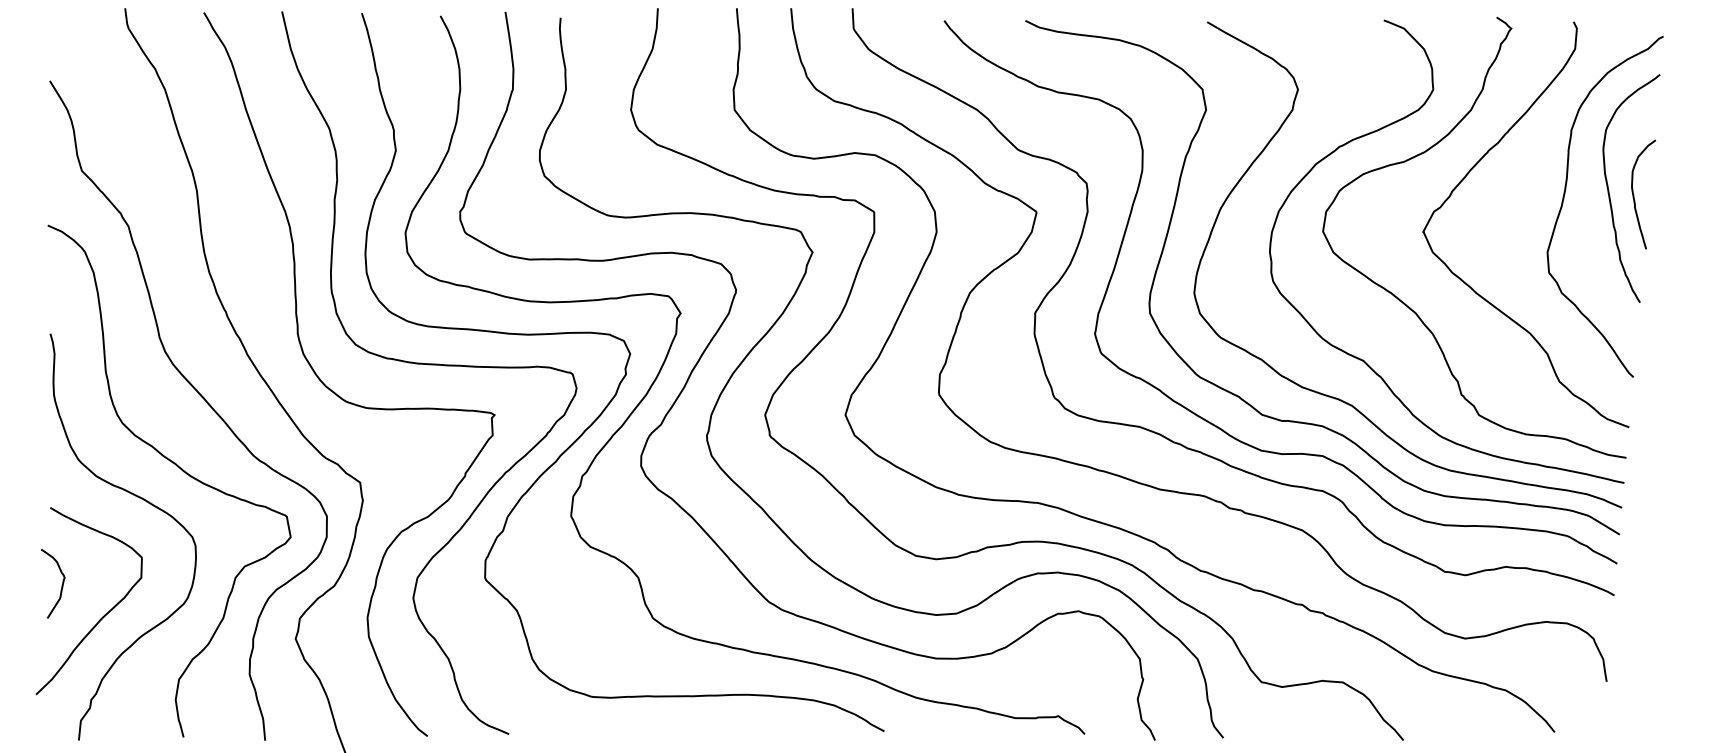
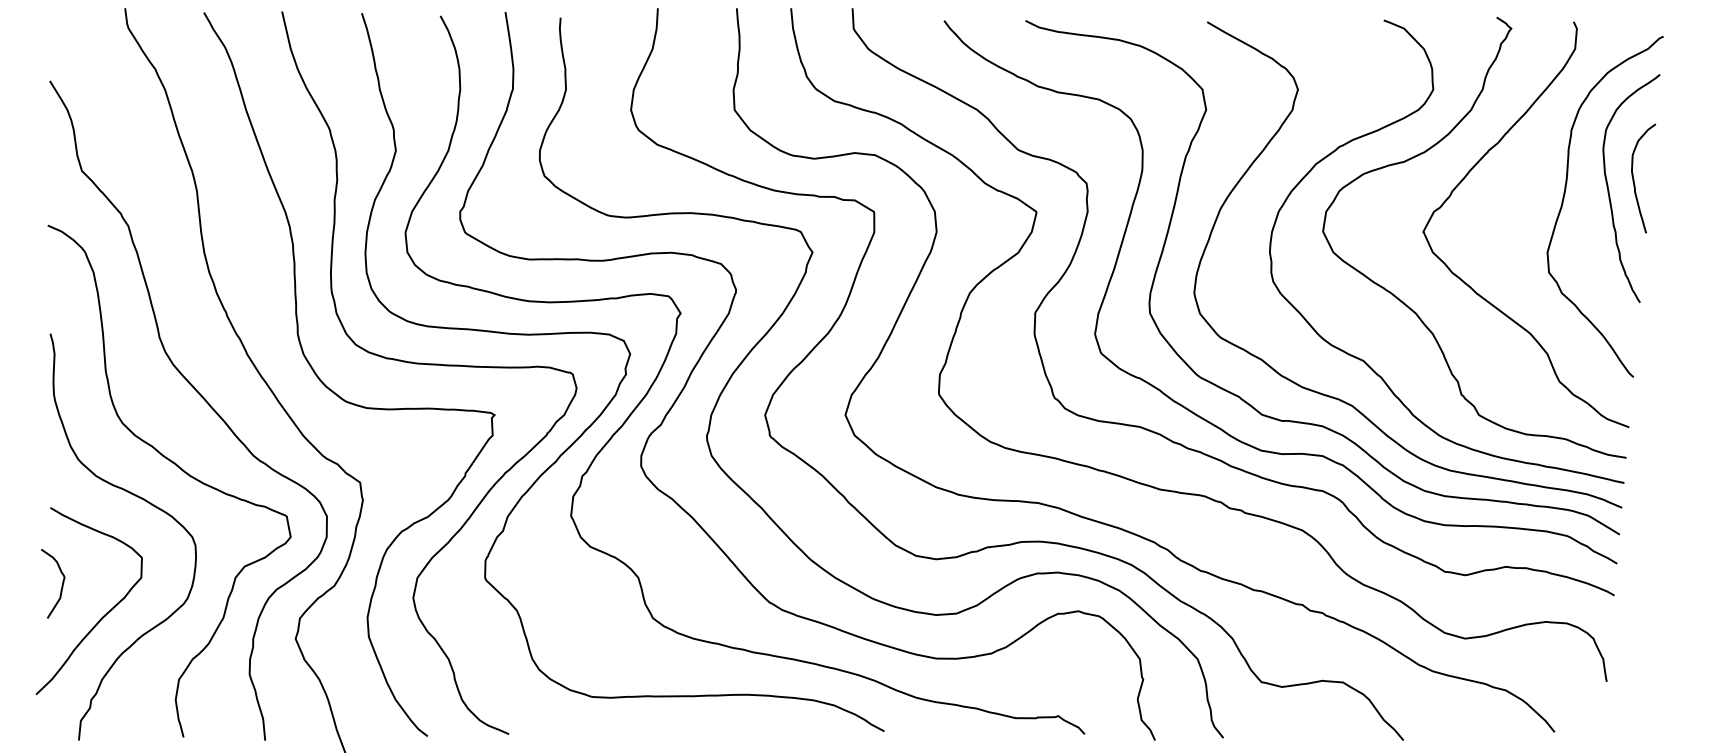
curve position: (1634, 194) -> (1634, 178) (1634, 178)
